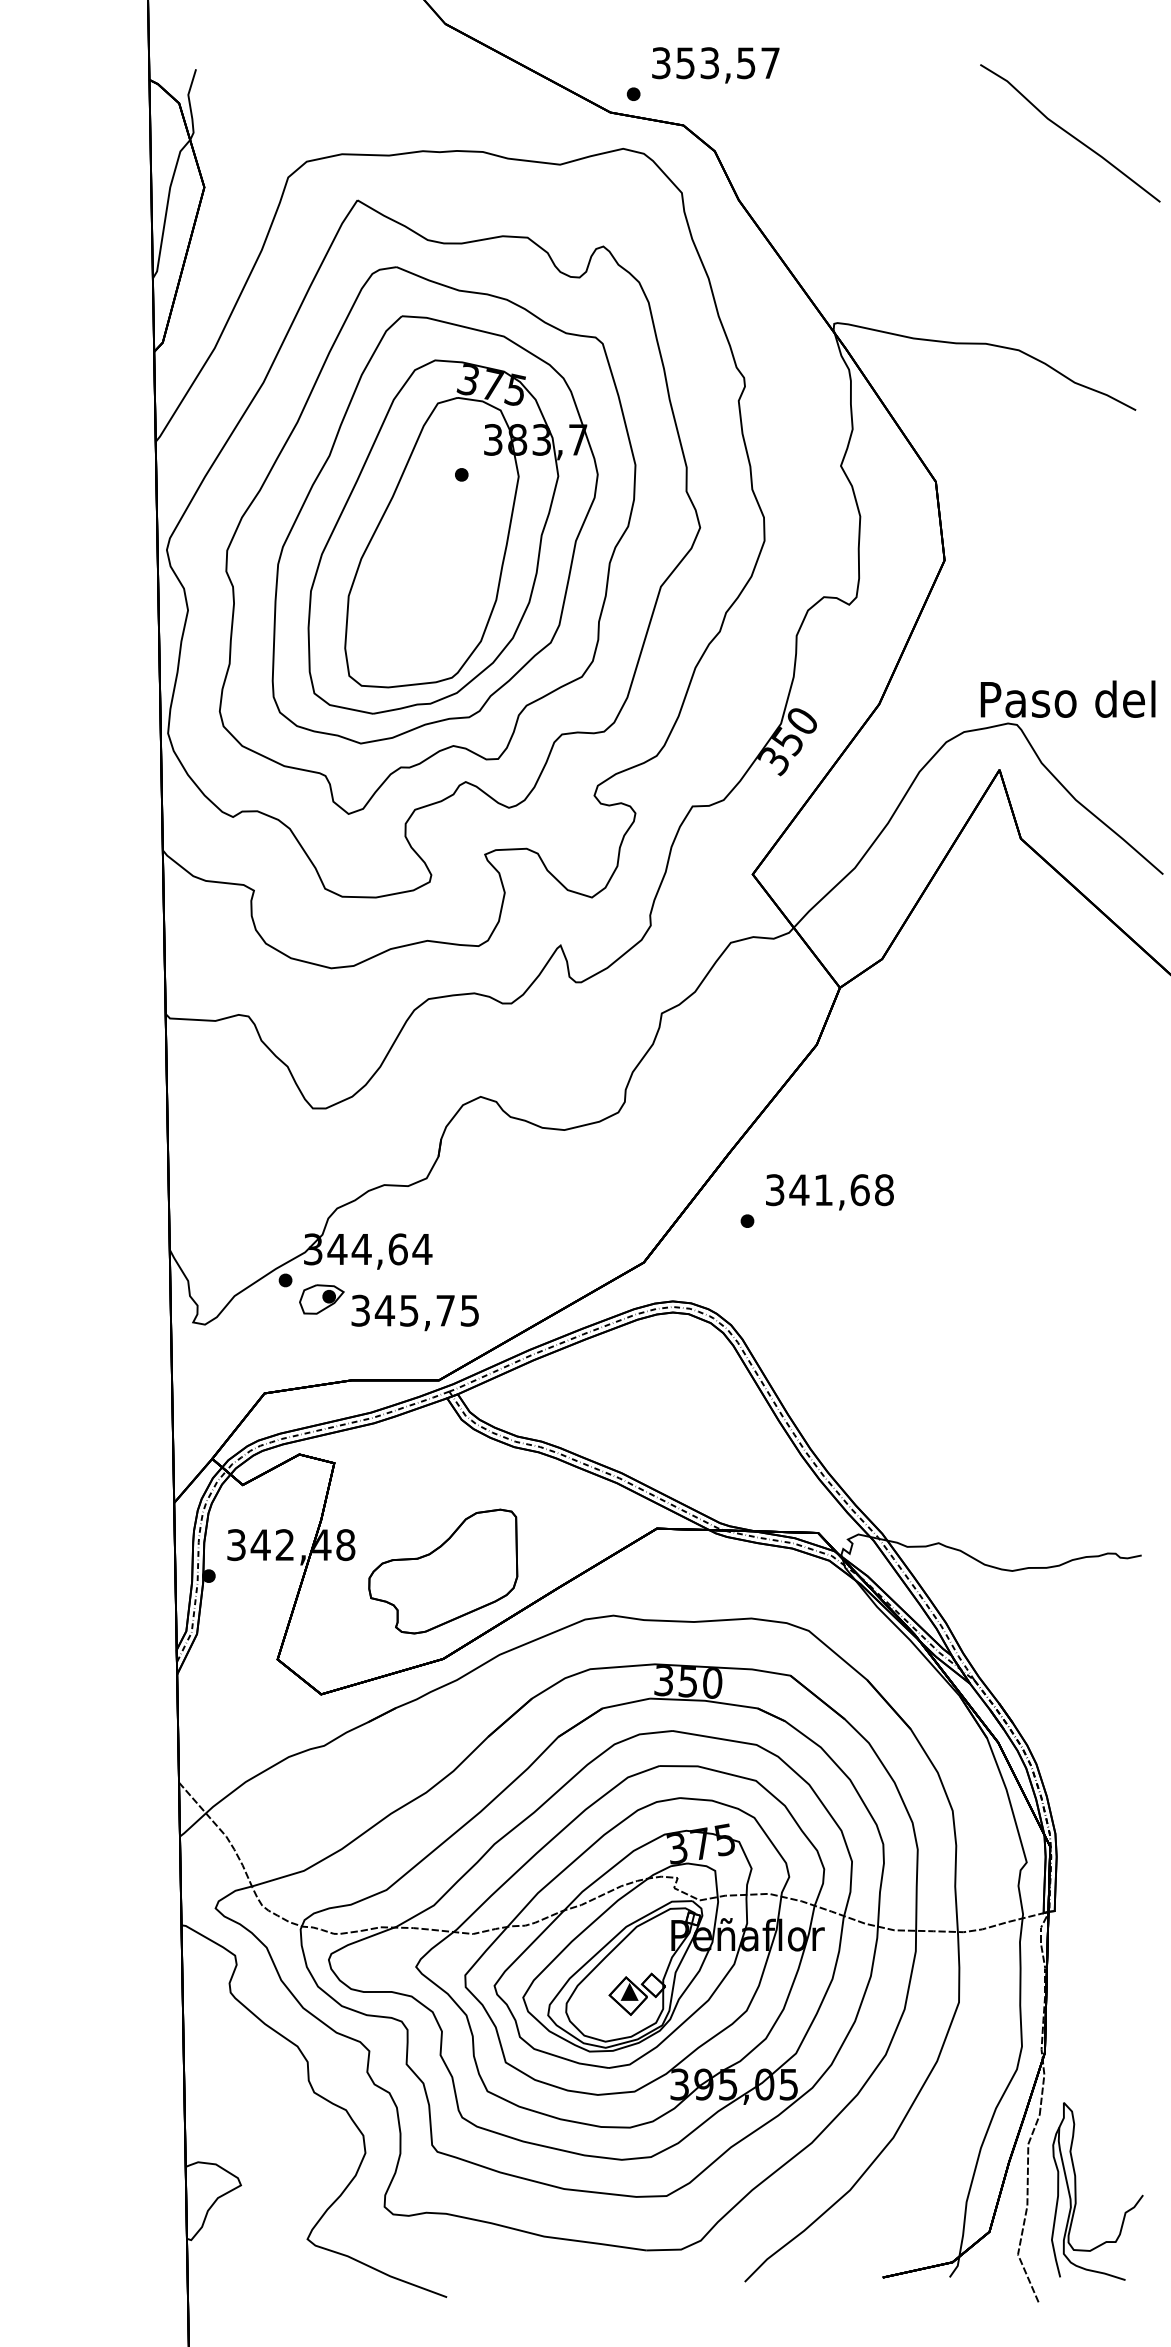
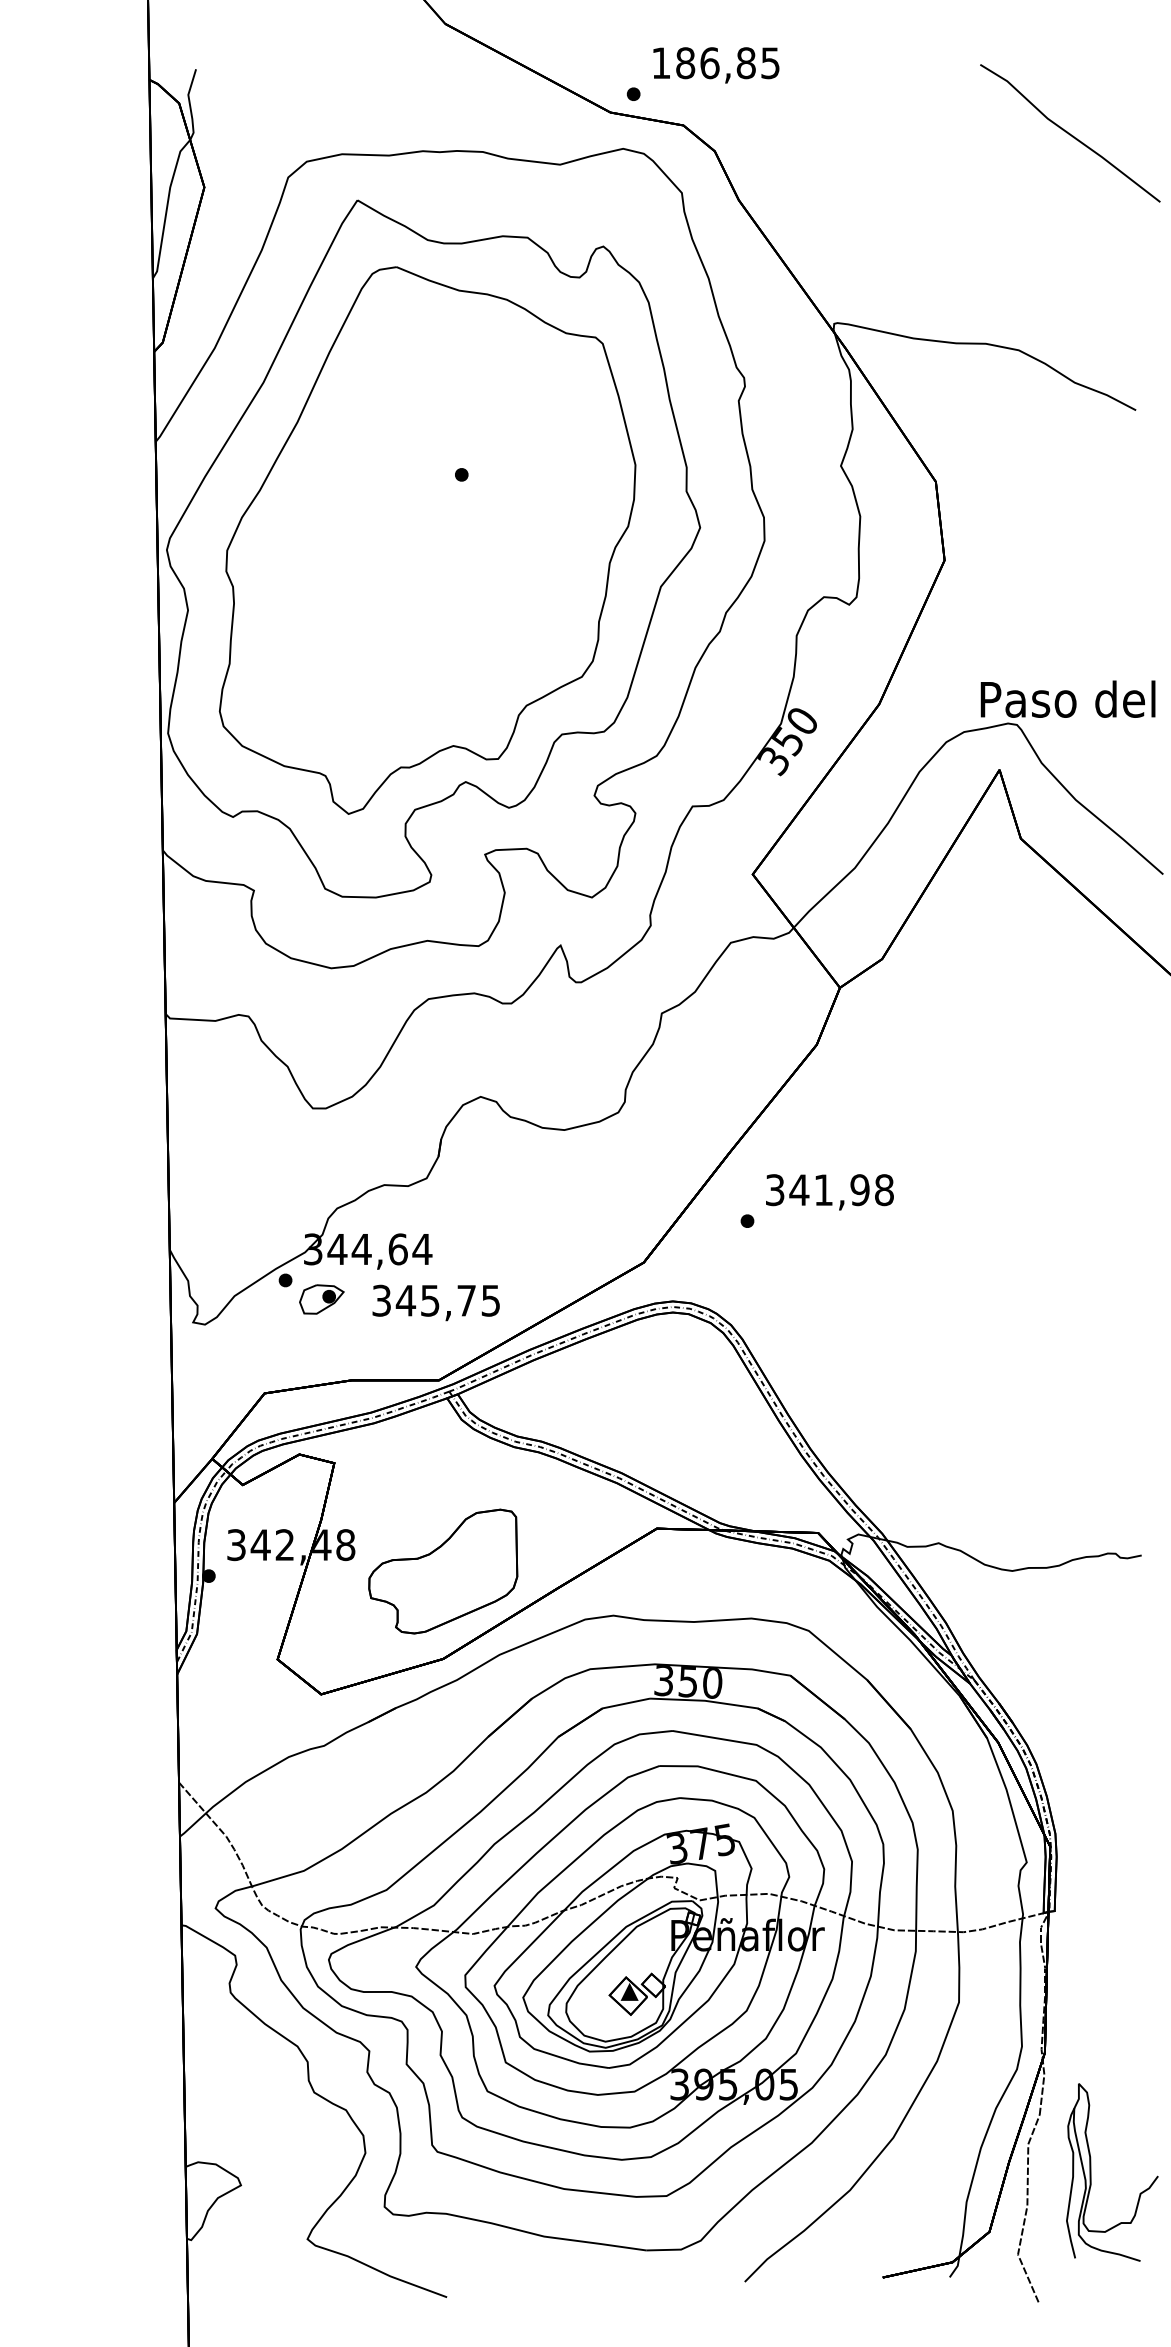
text: 353,57 -> 186,85 (715, 63)
part: present -> none (434, 529)
text: 341,68 -> 341,98 (859, 1190)
text position: (414, 1312) -> (435, 1302) (435, 1302)
part position: (1076, 2191) -> (1091, 2172) (1091, 2172)
